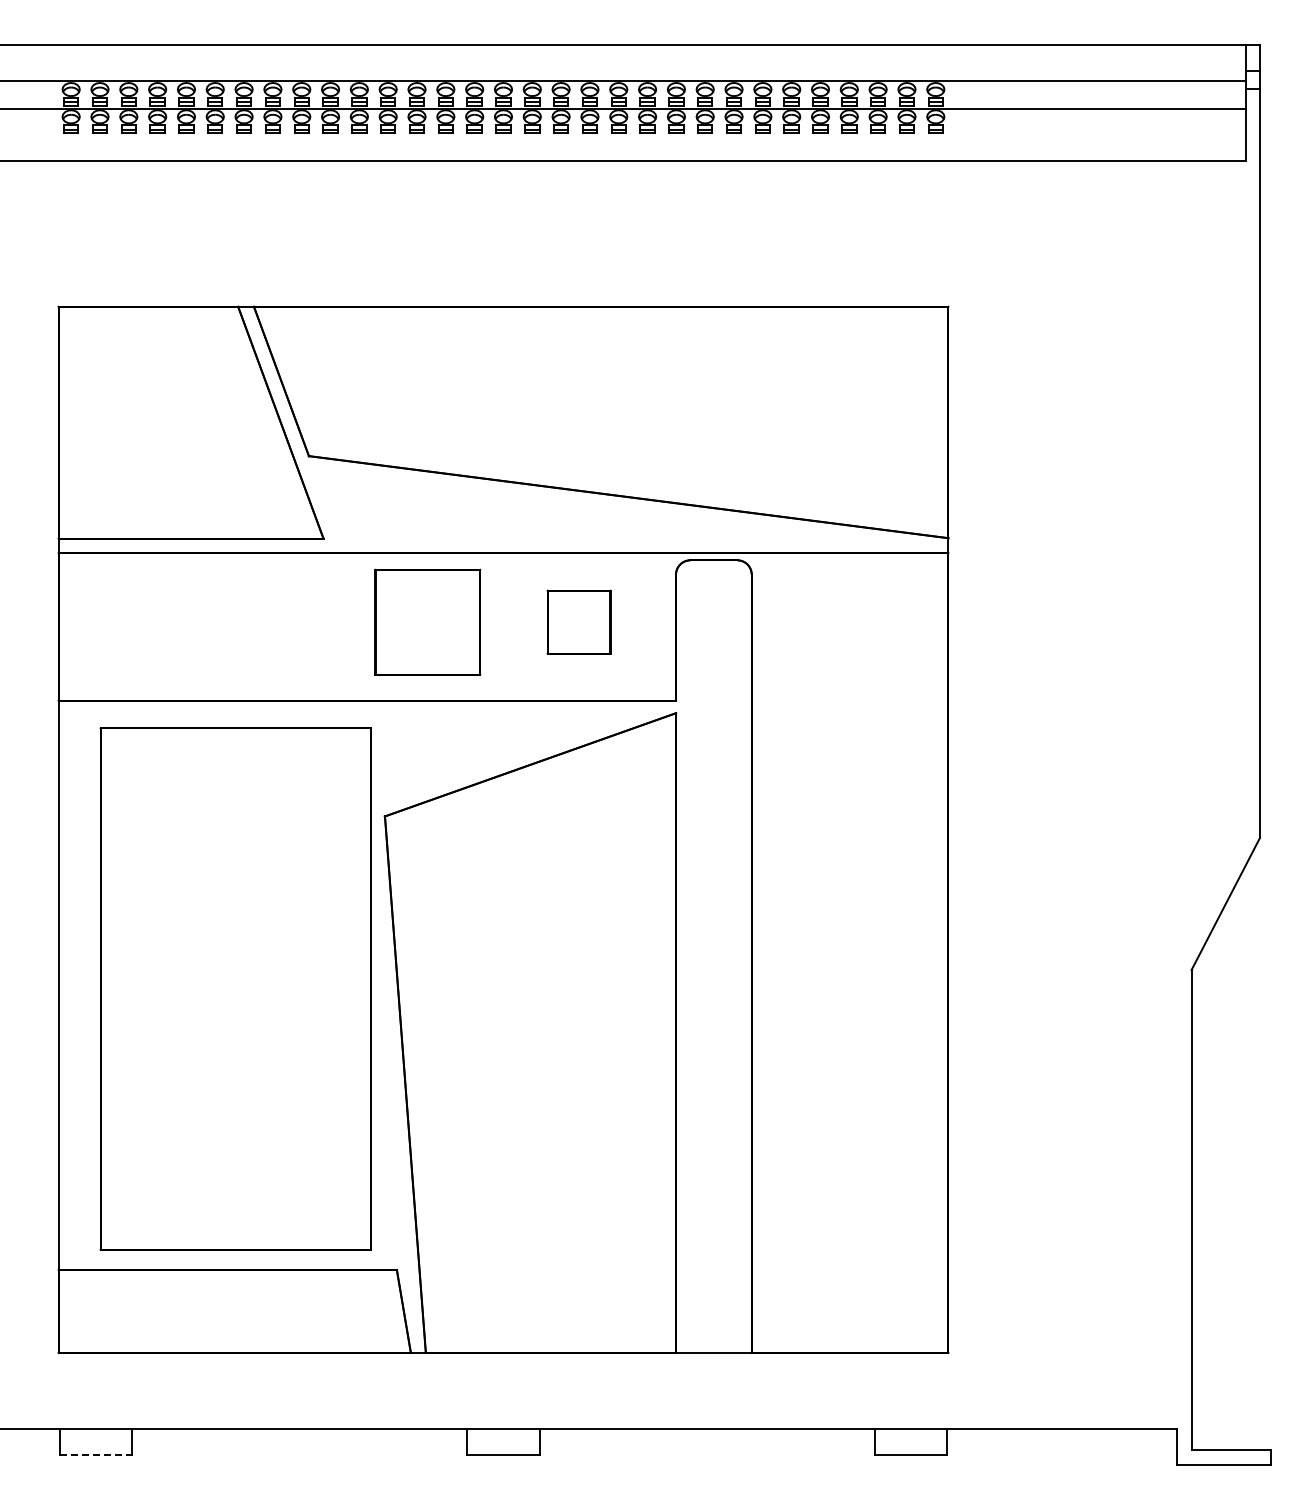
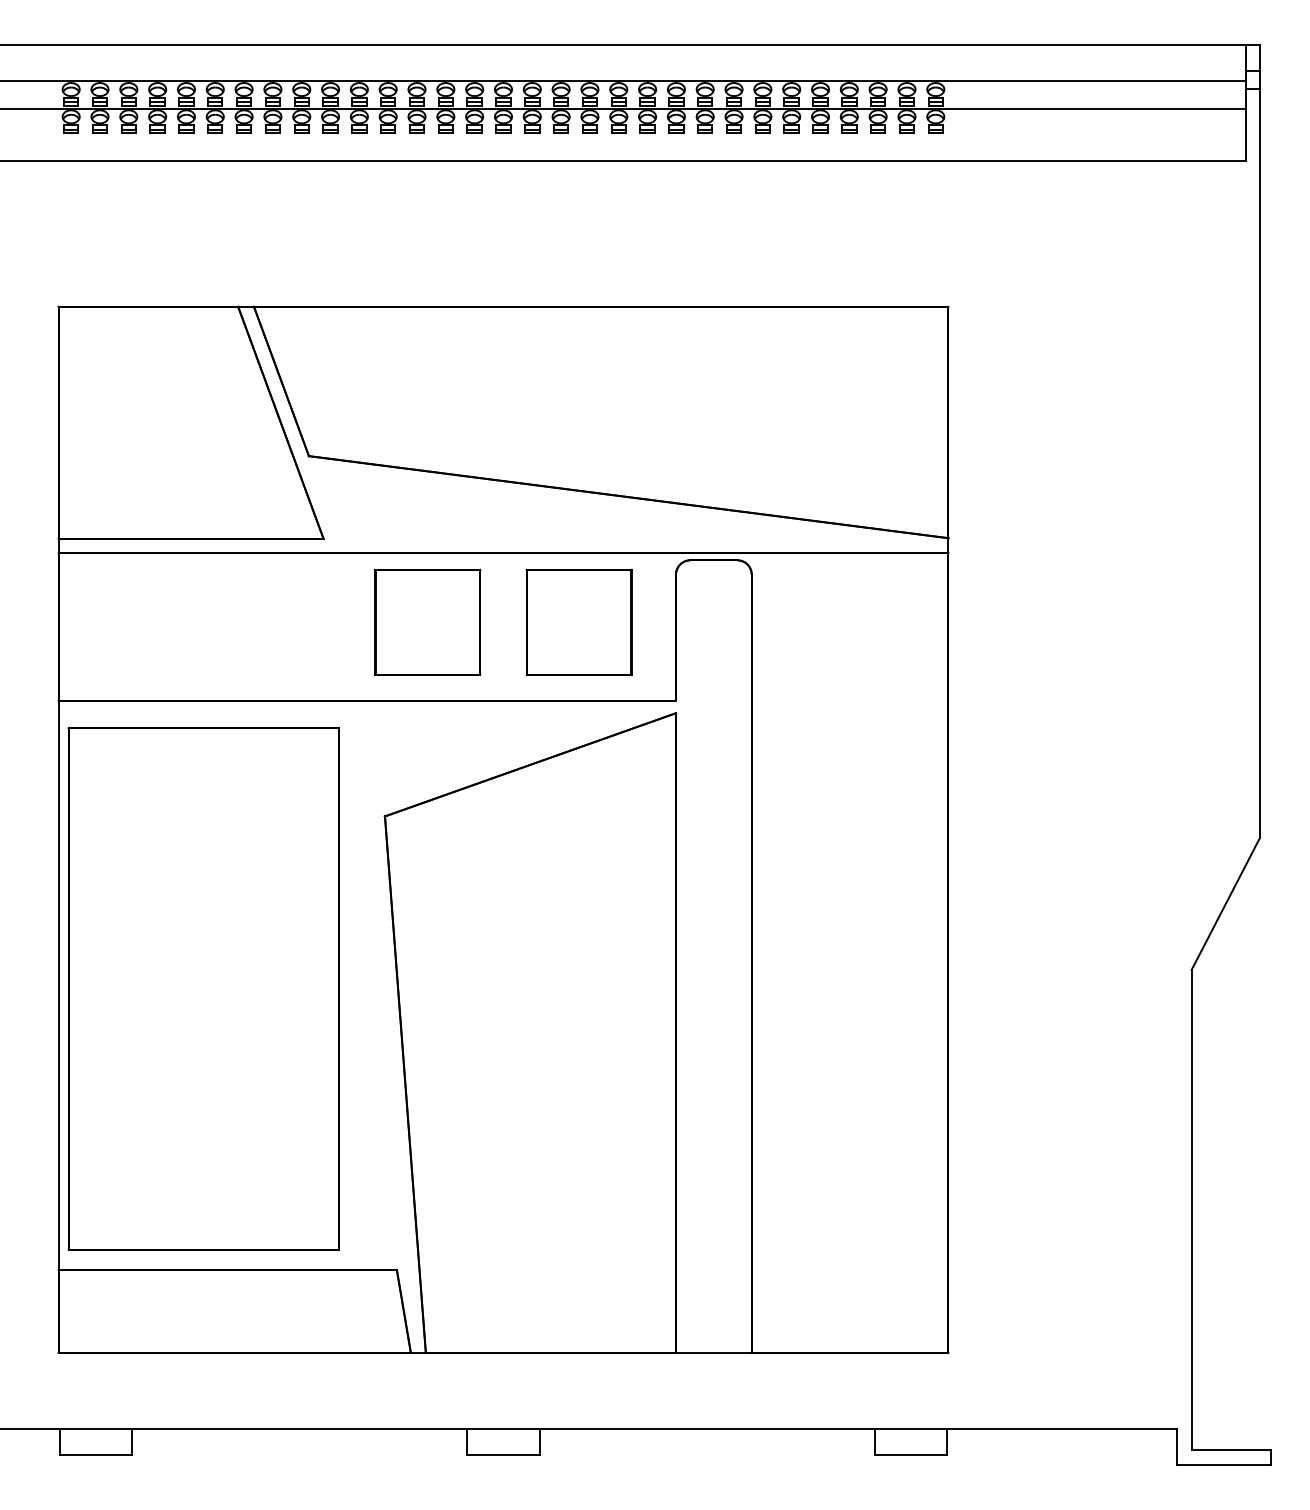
part size: 66x66 px -> 108x108 px (578, 621)
part position: (235, 988) -> (203, 988) (203, 988)
line: dashed -> solid (96, 1455)
